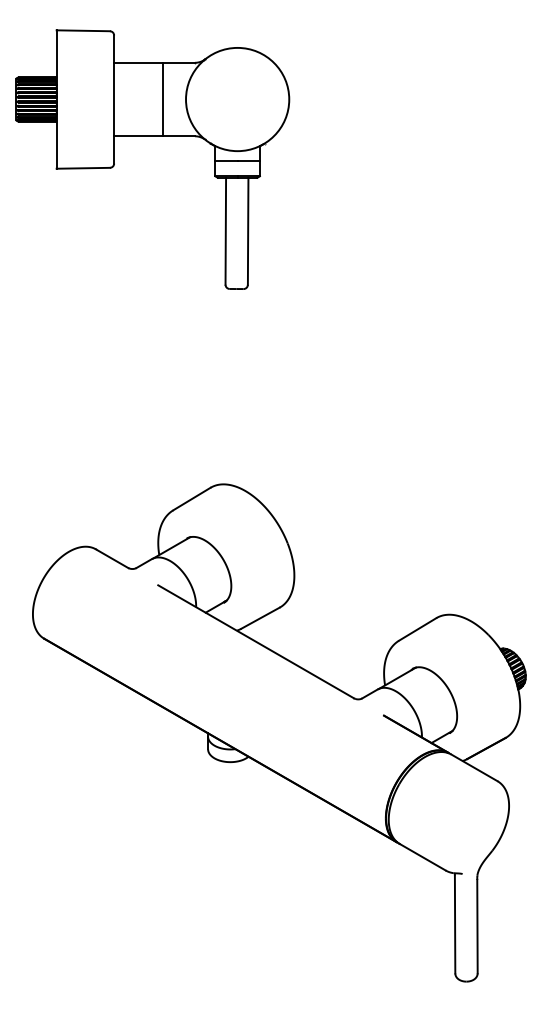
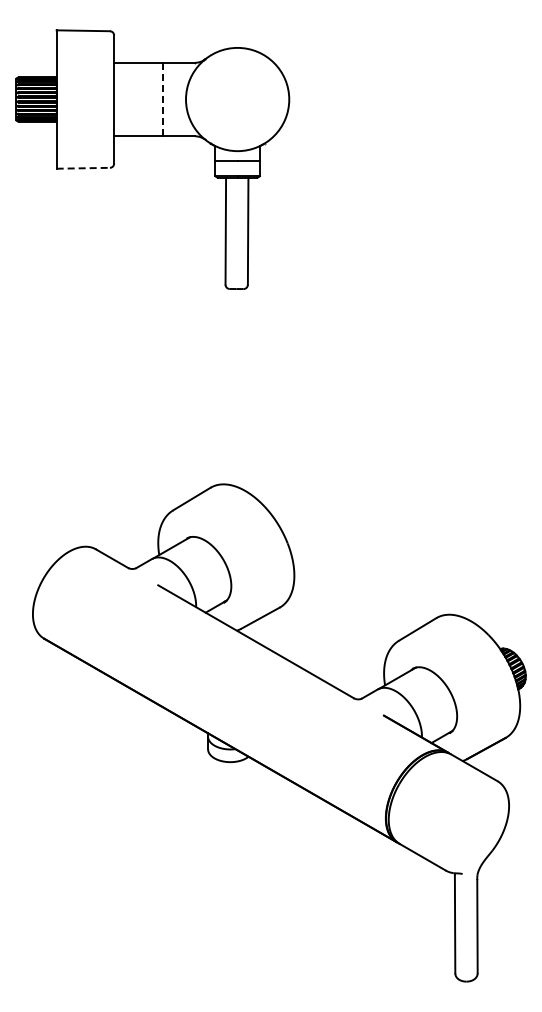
line: solid -> dashed (163, 99)
line: solid -> dashed (83, 168)
